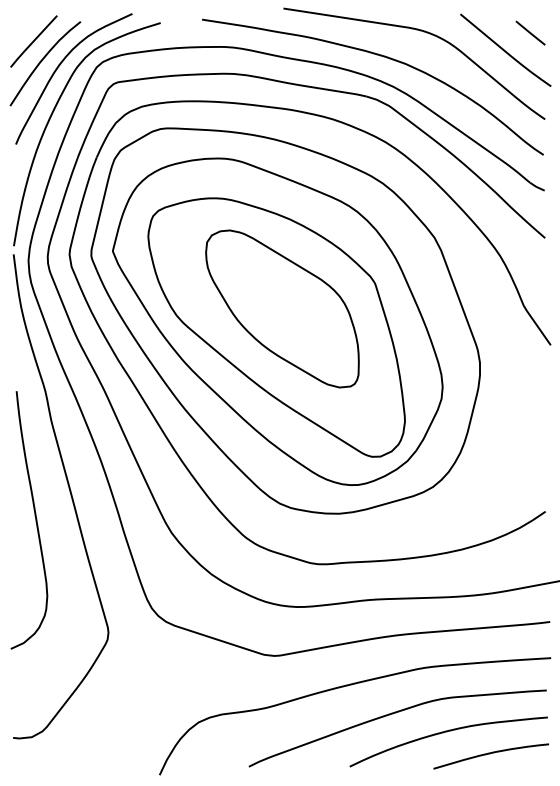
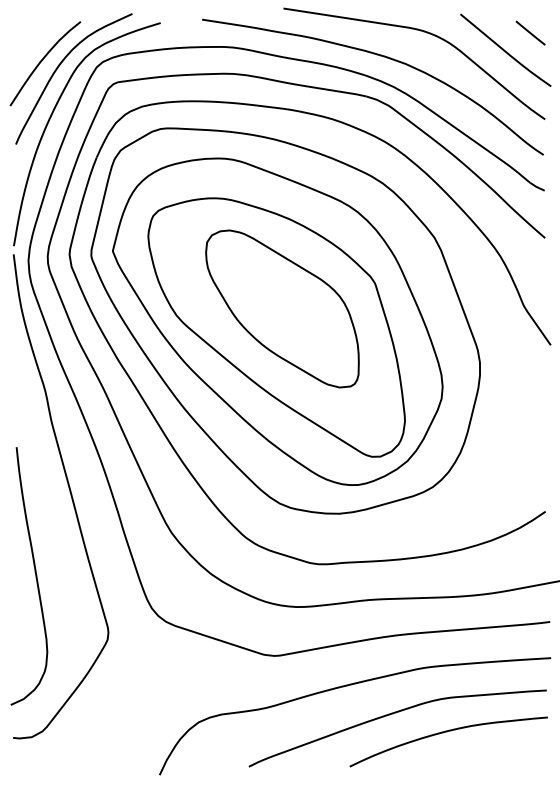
line: present -> none (33, 41)
curve position: (35, 520) -> (35, 576) (35, 576)
curve: present -> none (490, 754)
